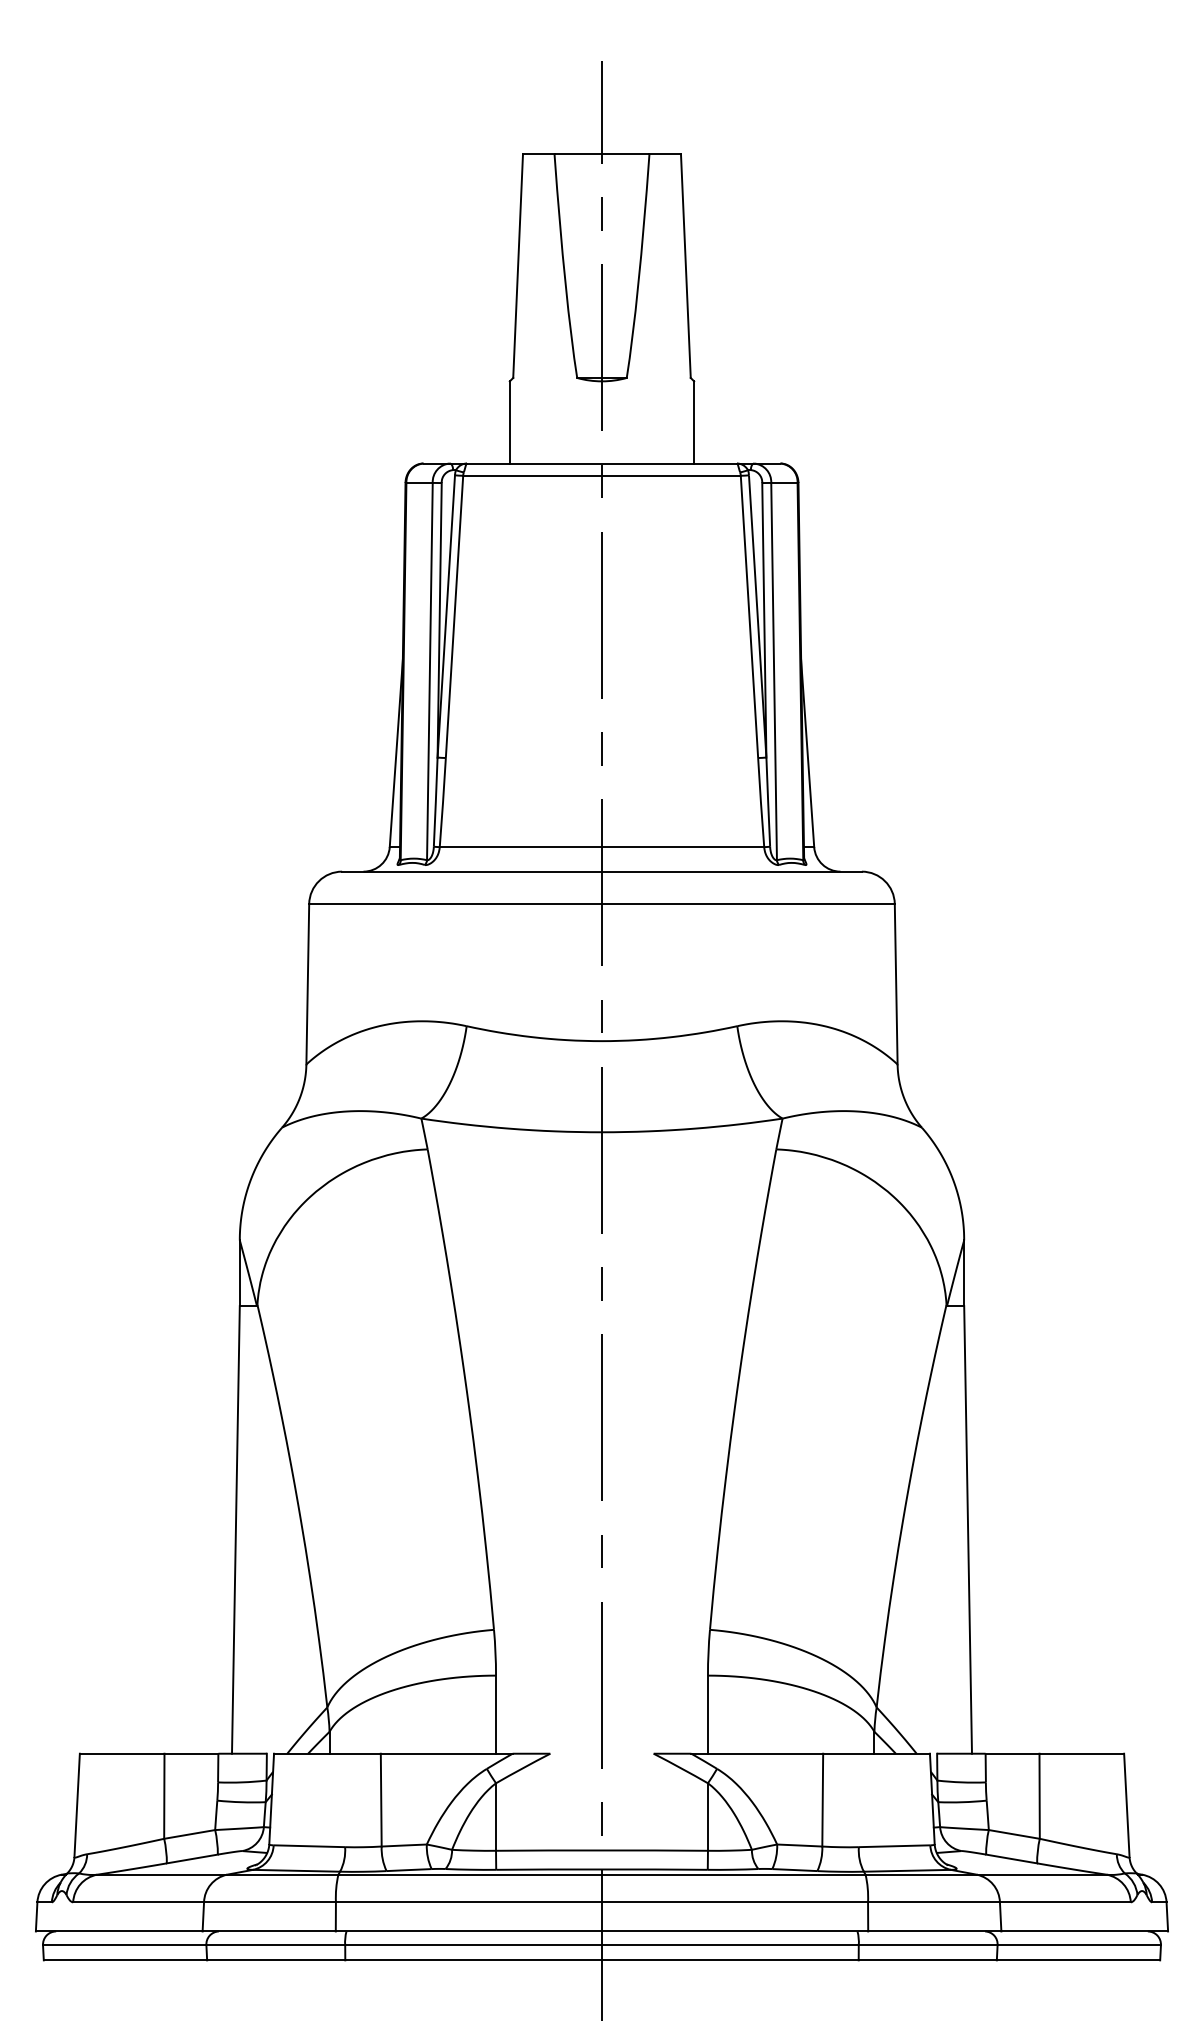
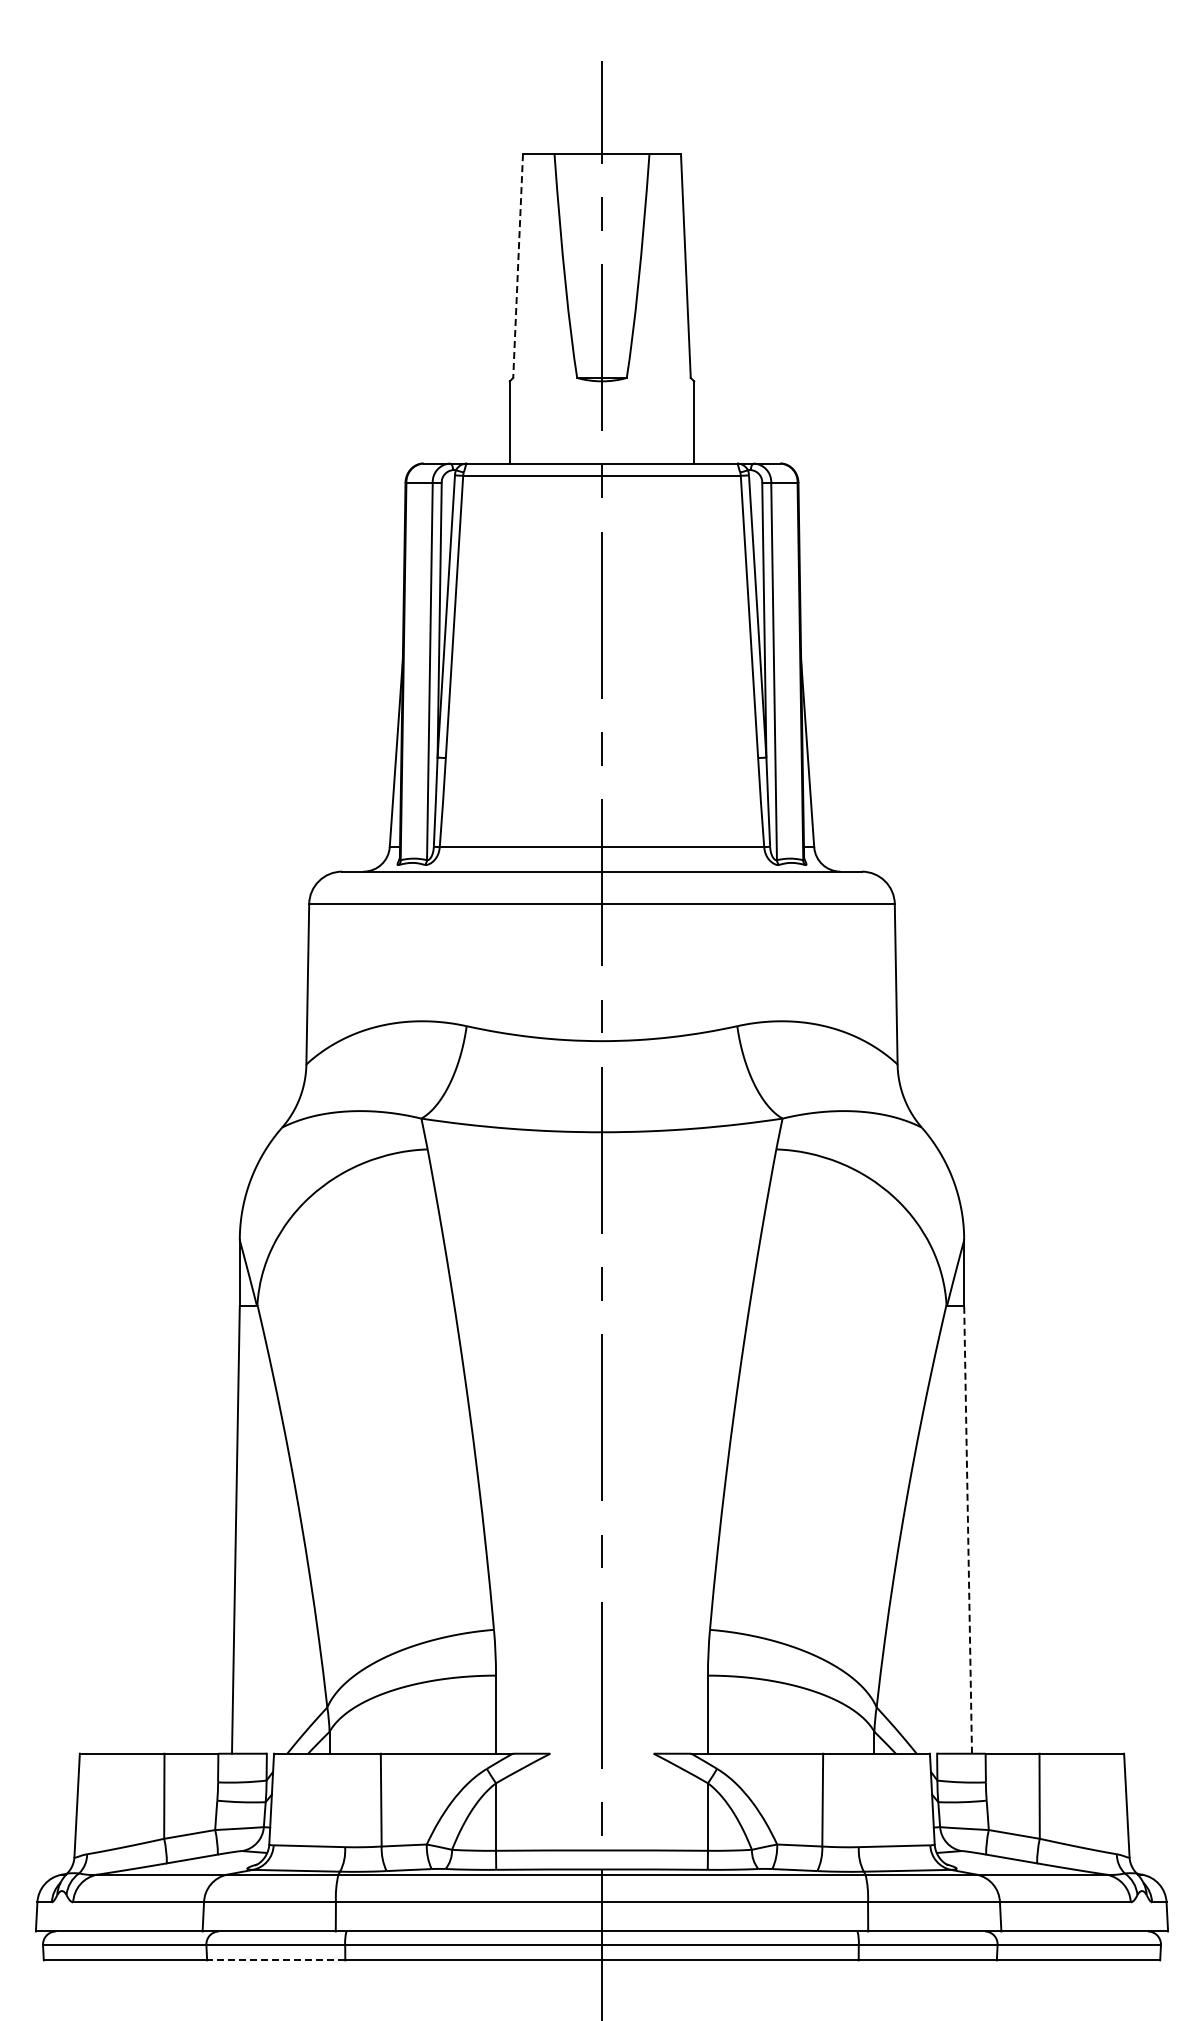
line: solid -> dashed (518, 266)
line: solid -> dashed (968, 1529)
line: solid -> dashed (275, 1960)
